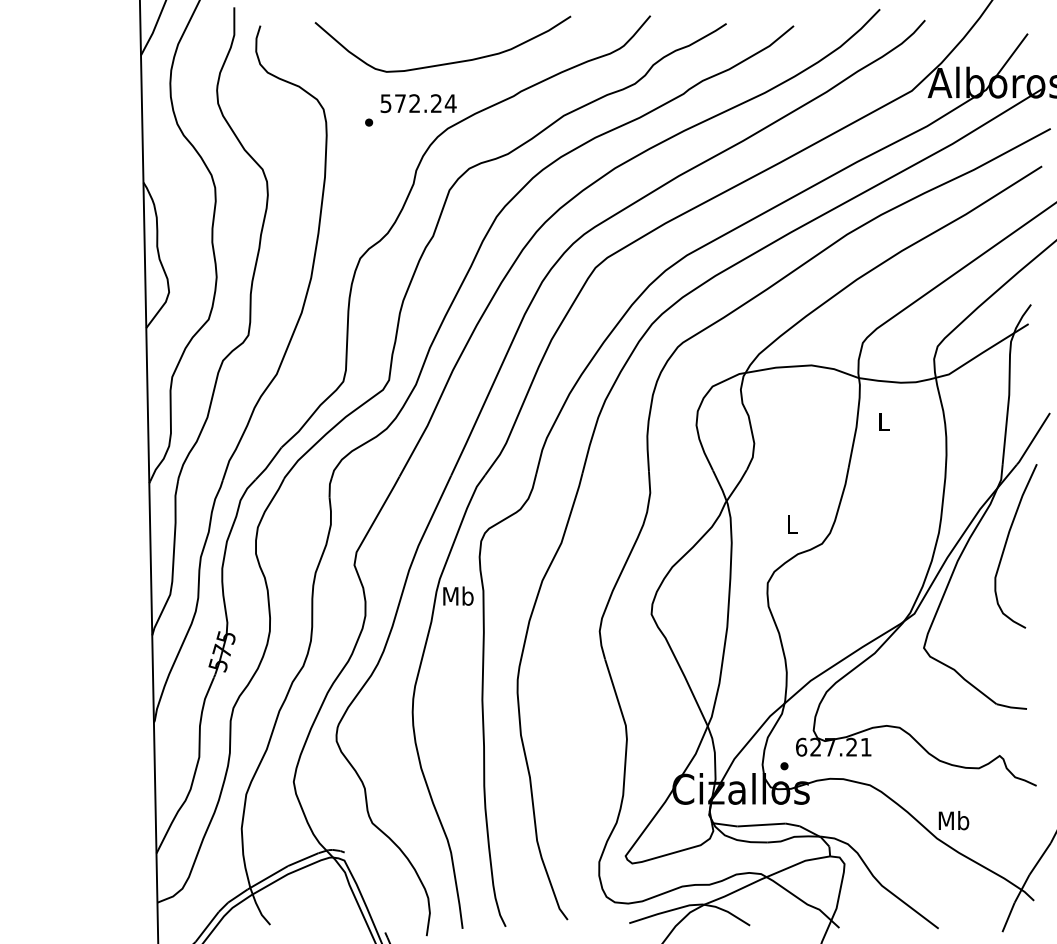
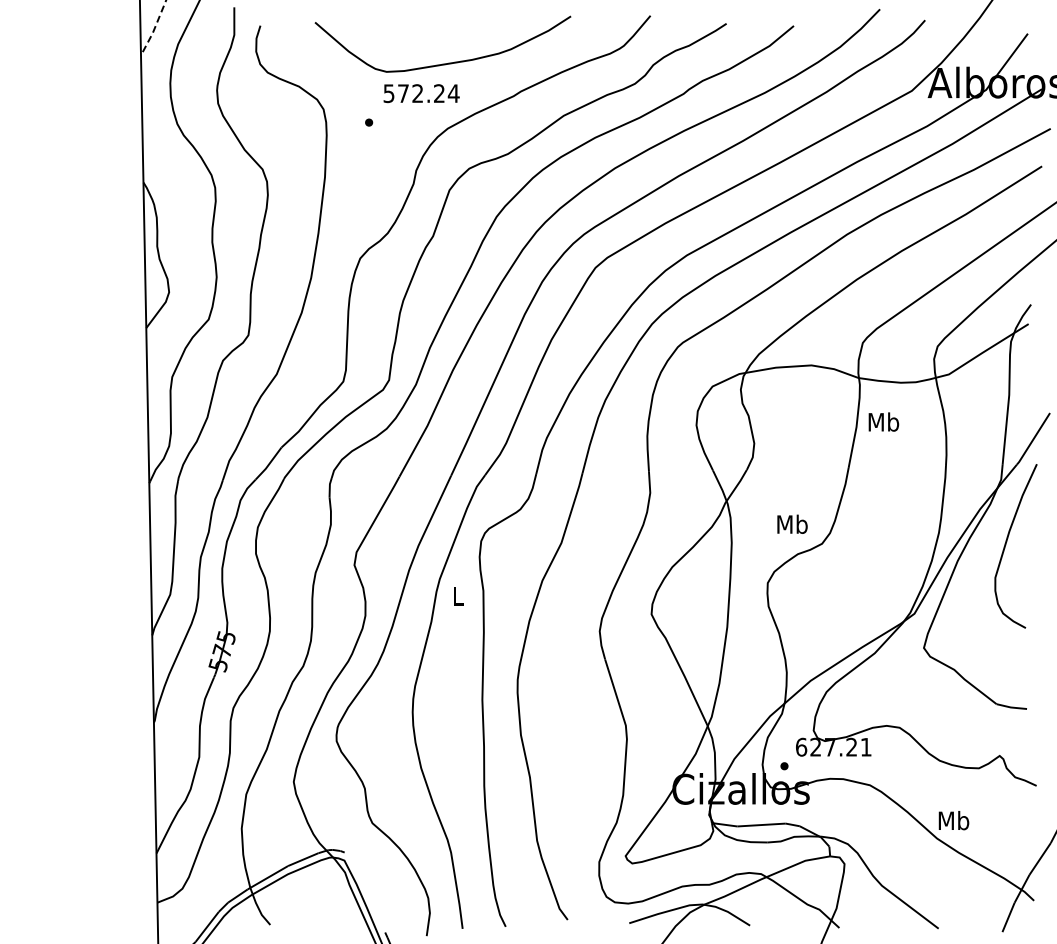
line: solid -> dashed (154, 29)
text position: (418, 103) -> (421, 93) (421, 93)
text: L -> Mb (883, 421)
text: L -> Mb (792, 523)
text: Mb -> L (458, 595)
